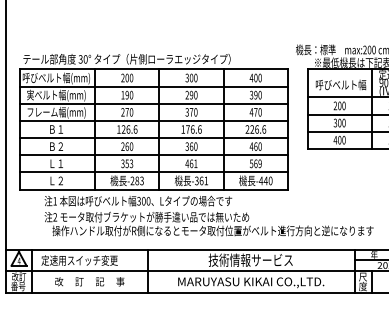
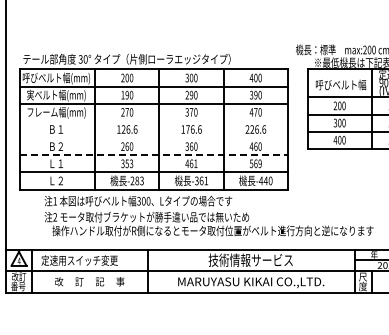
line: present -> none (154, 120)
line: present -> none (154, 138)
line: solid -> dashed (154, 155)
